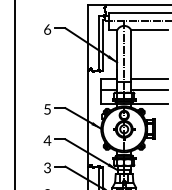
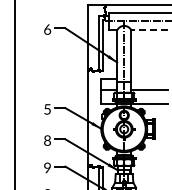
line: solid -> dashed (149, 30)
line: present -> none (149, 79)
text: 4 -> 8 (47, 140)
text: 3 -> 9 (47, 168)
